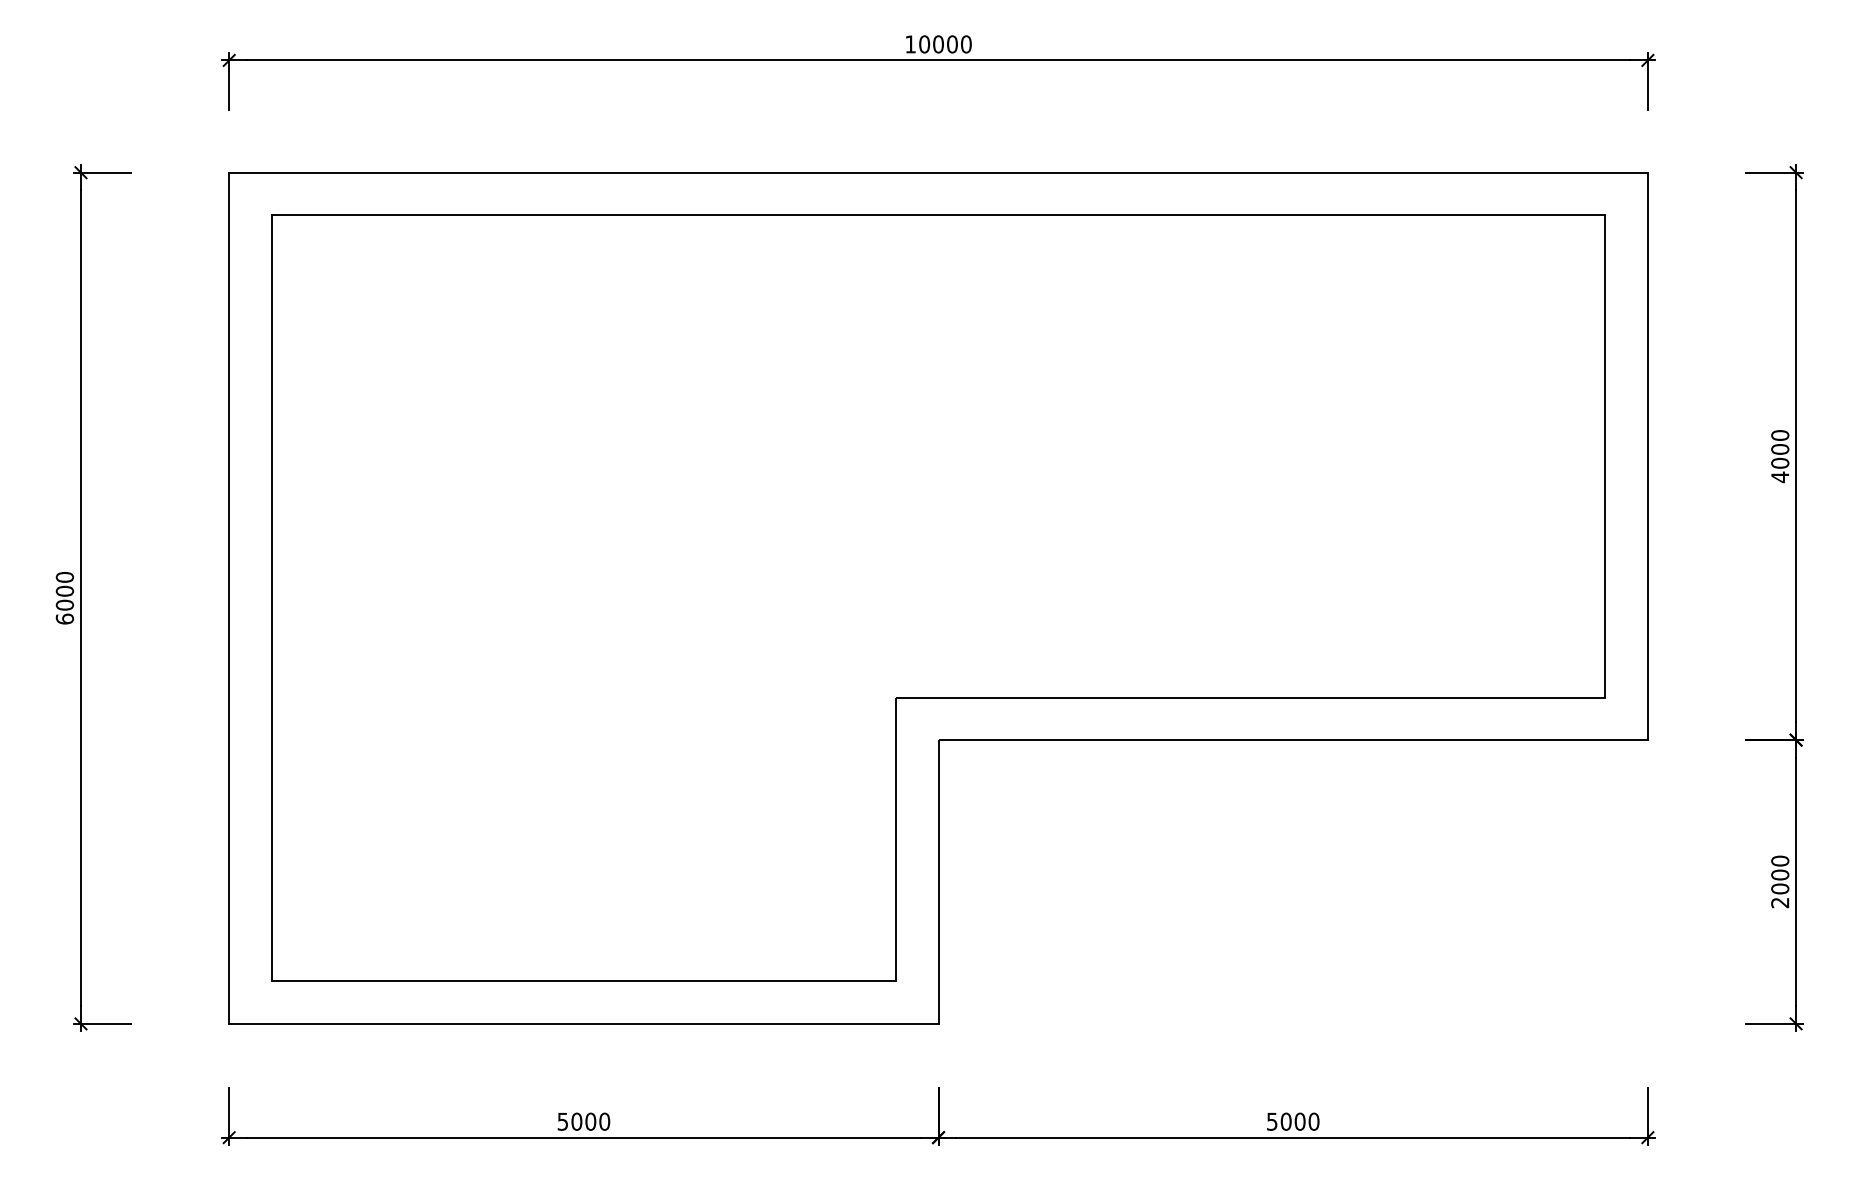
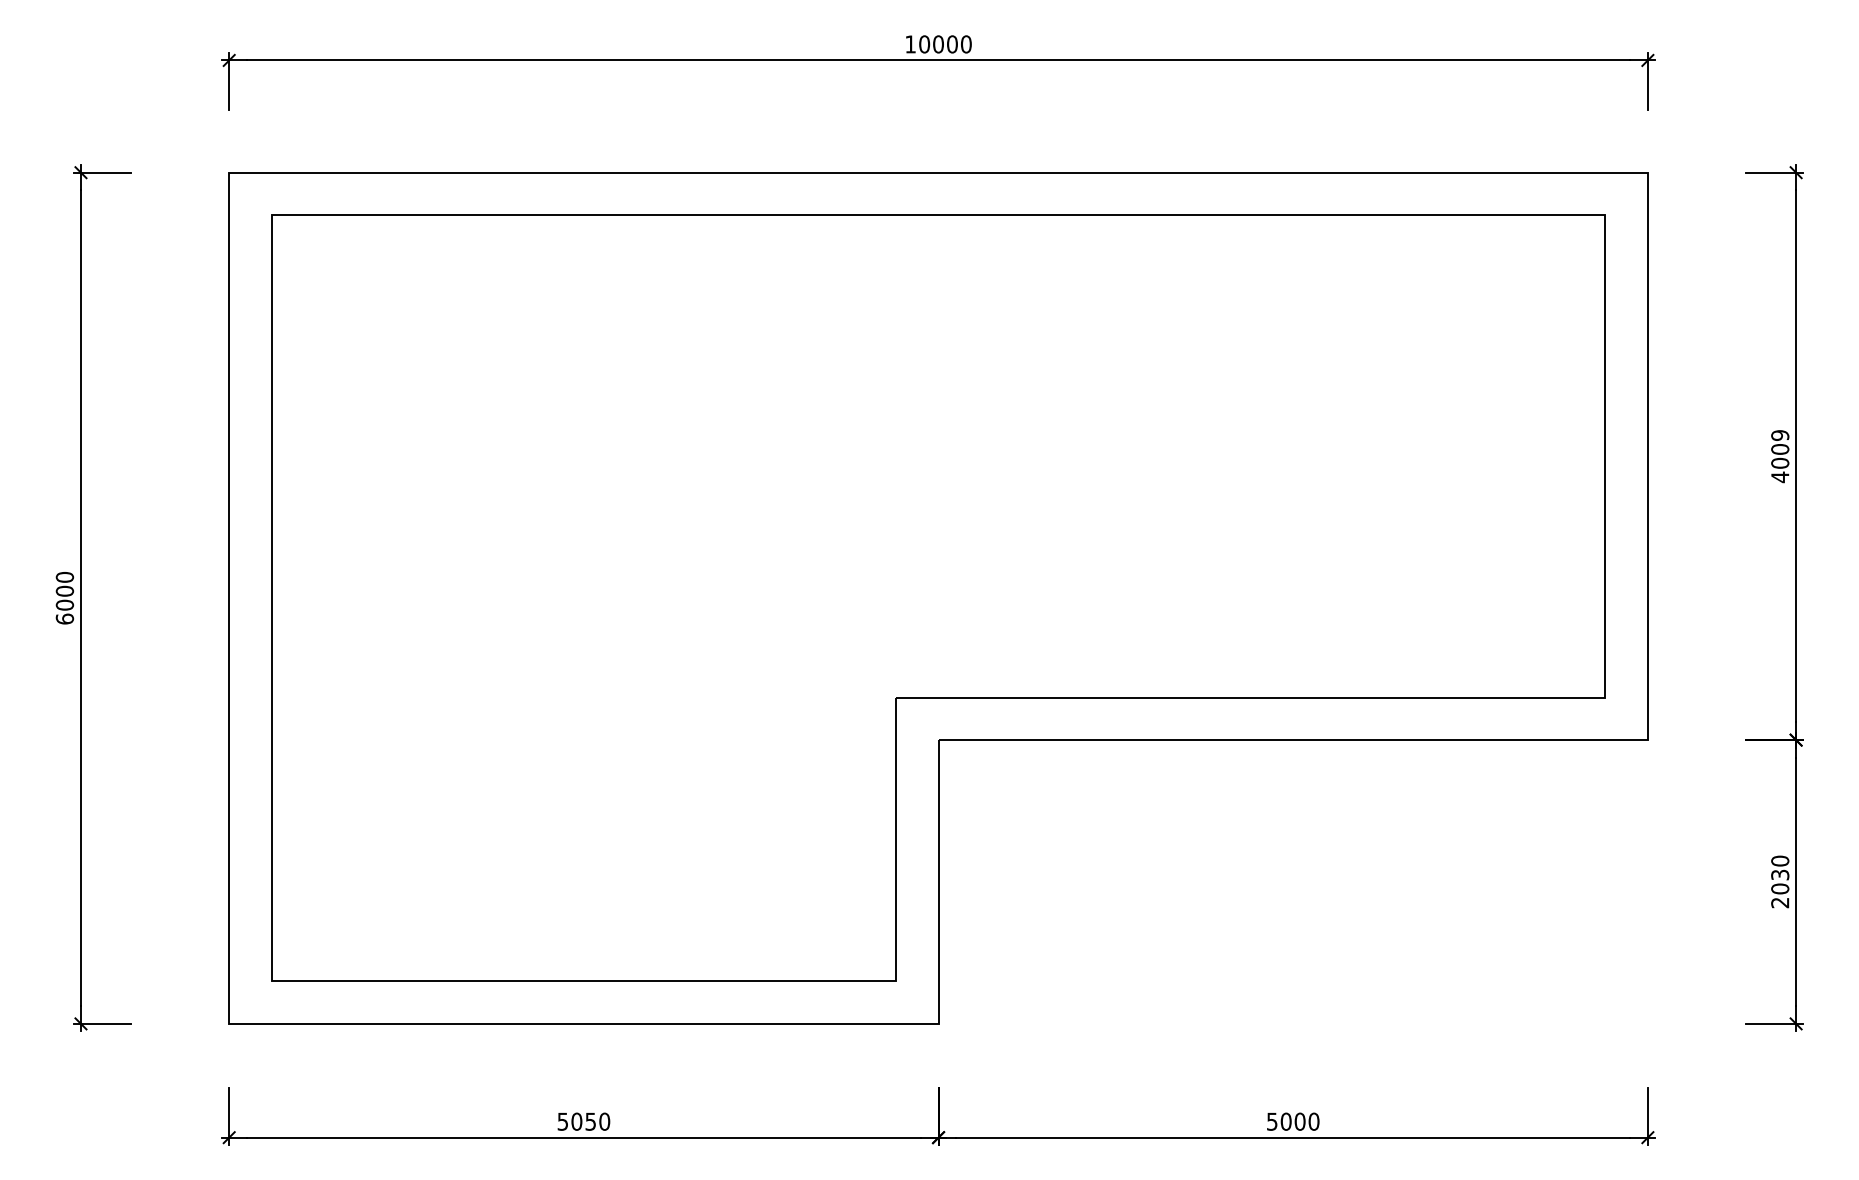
text: 4000 -> 4009 (1780, 435)
text: 2000 -> 2030 (1780, 874)
text: 5000 -> 5050 (590, 1121)
